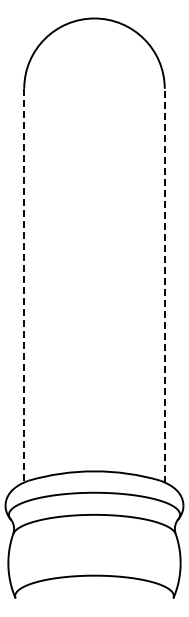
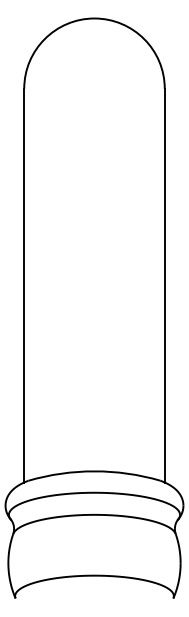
line: dashed -> solid (24, 285)
line: dashed -> solid (164, 285)
